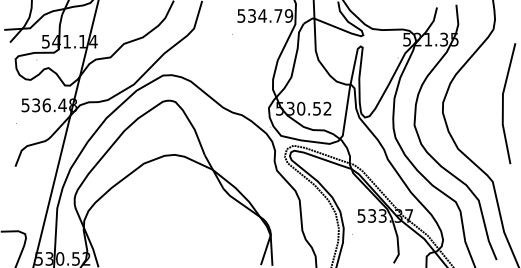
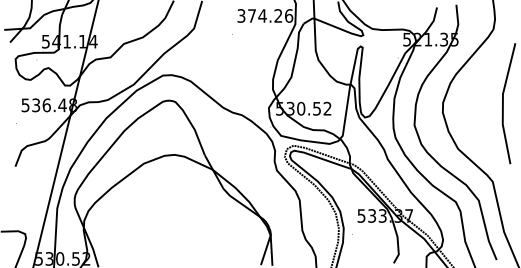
text: 534.79 -> 374.26 (265, 15)
